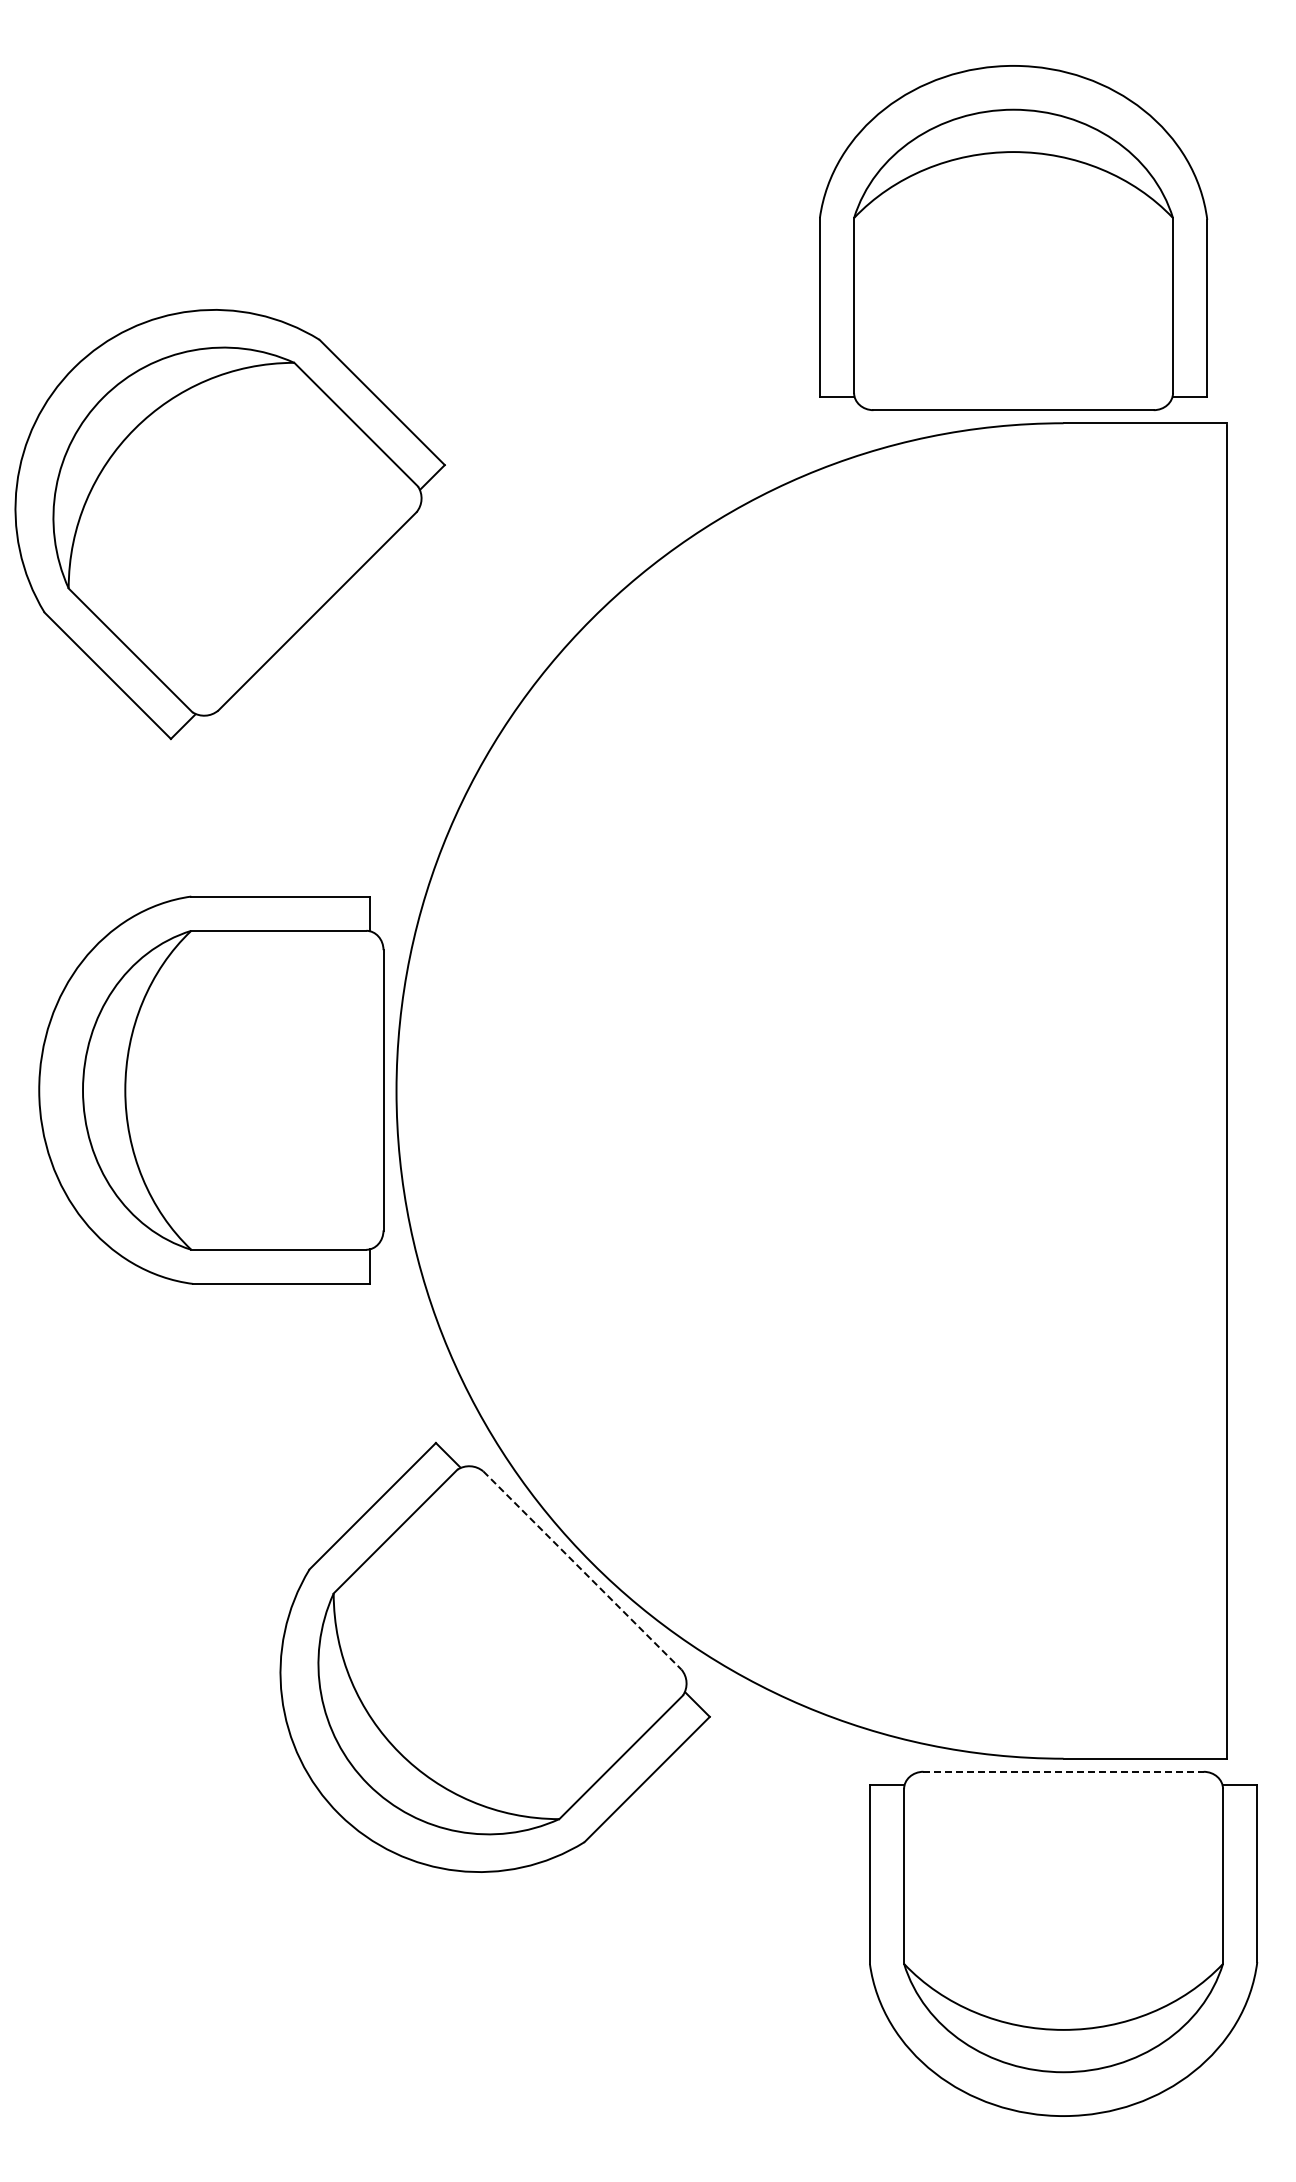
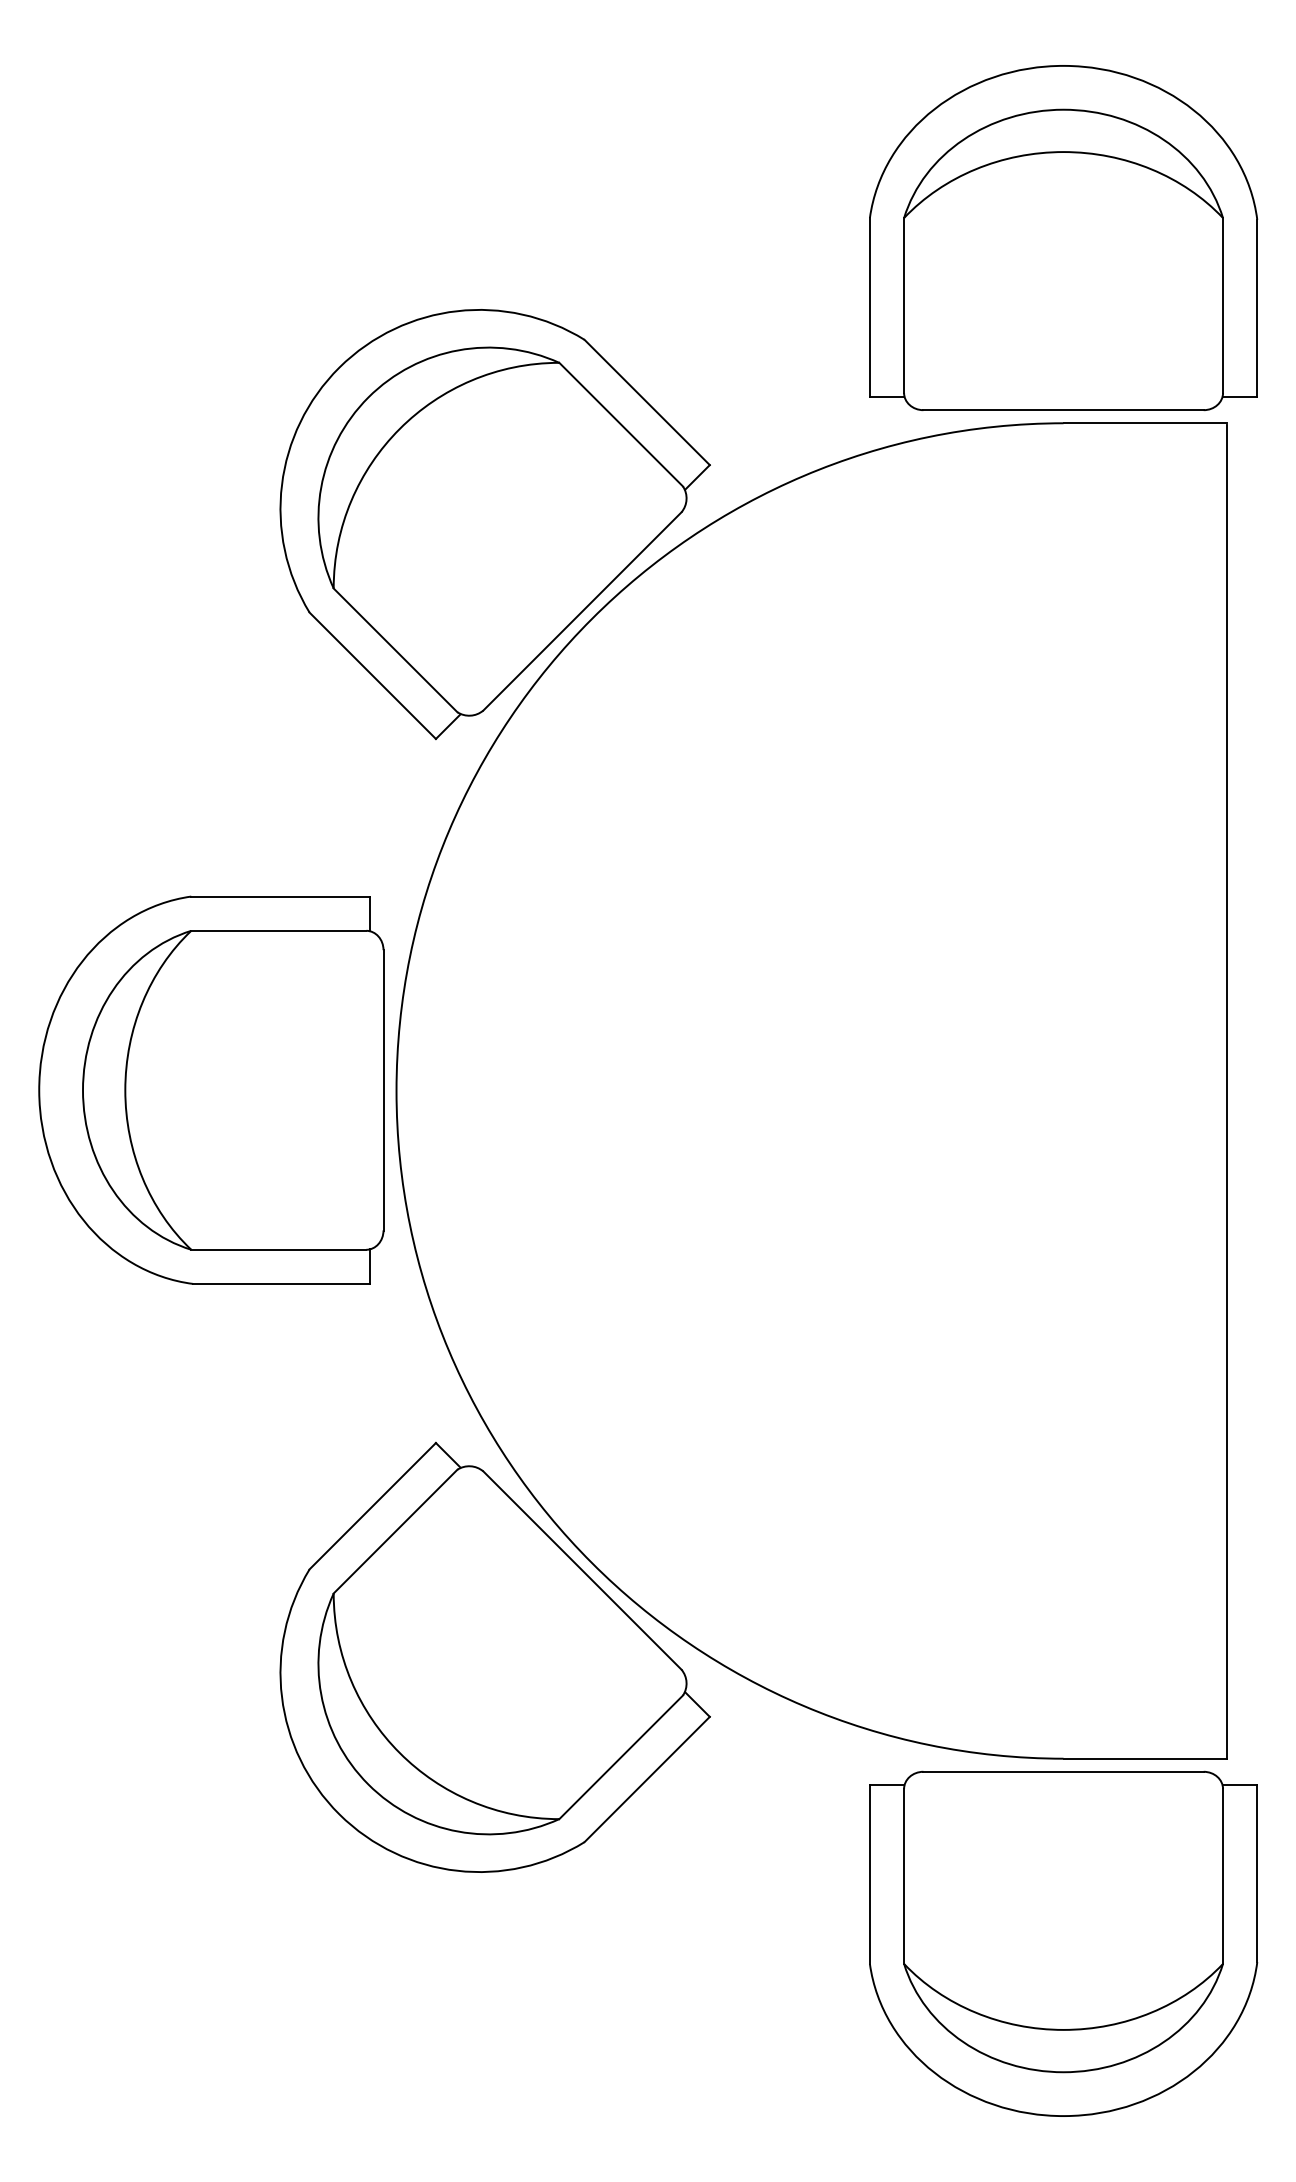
part position: (1013, 237) -> (1063, 237) (1063, 237)
part position: (229, 524) -> (494, 524) (494, 524)
line: dashed -> solid (582, 1570)
line: dashed -> solid (1064, 1771)
